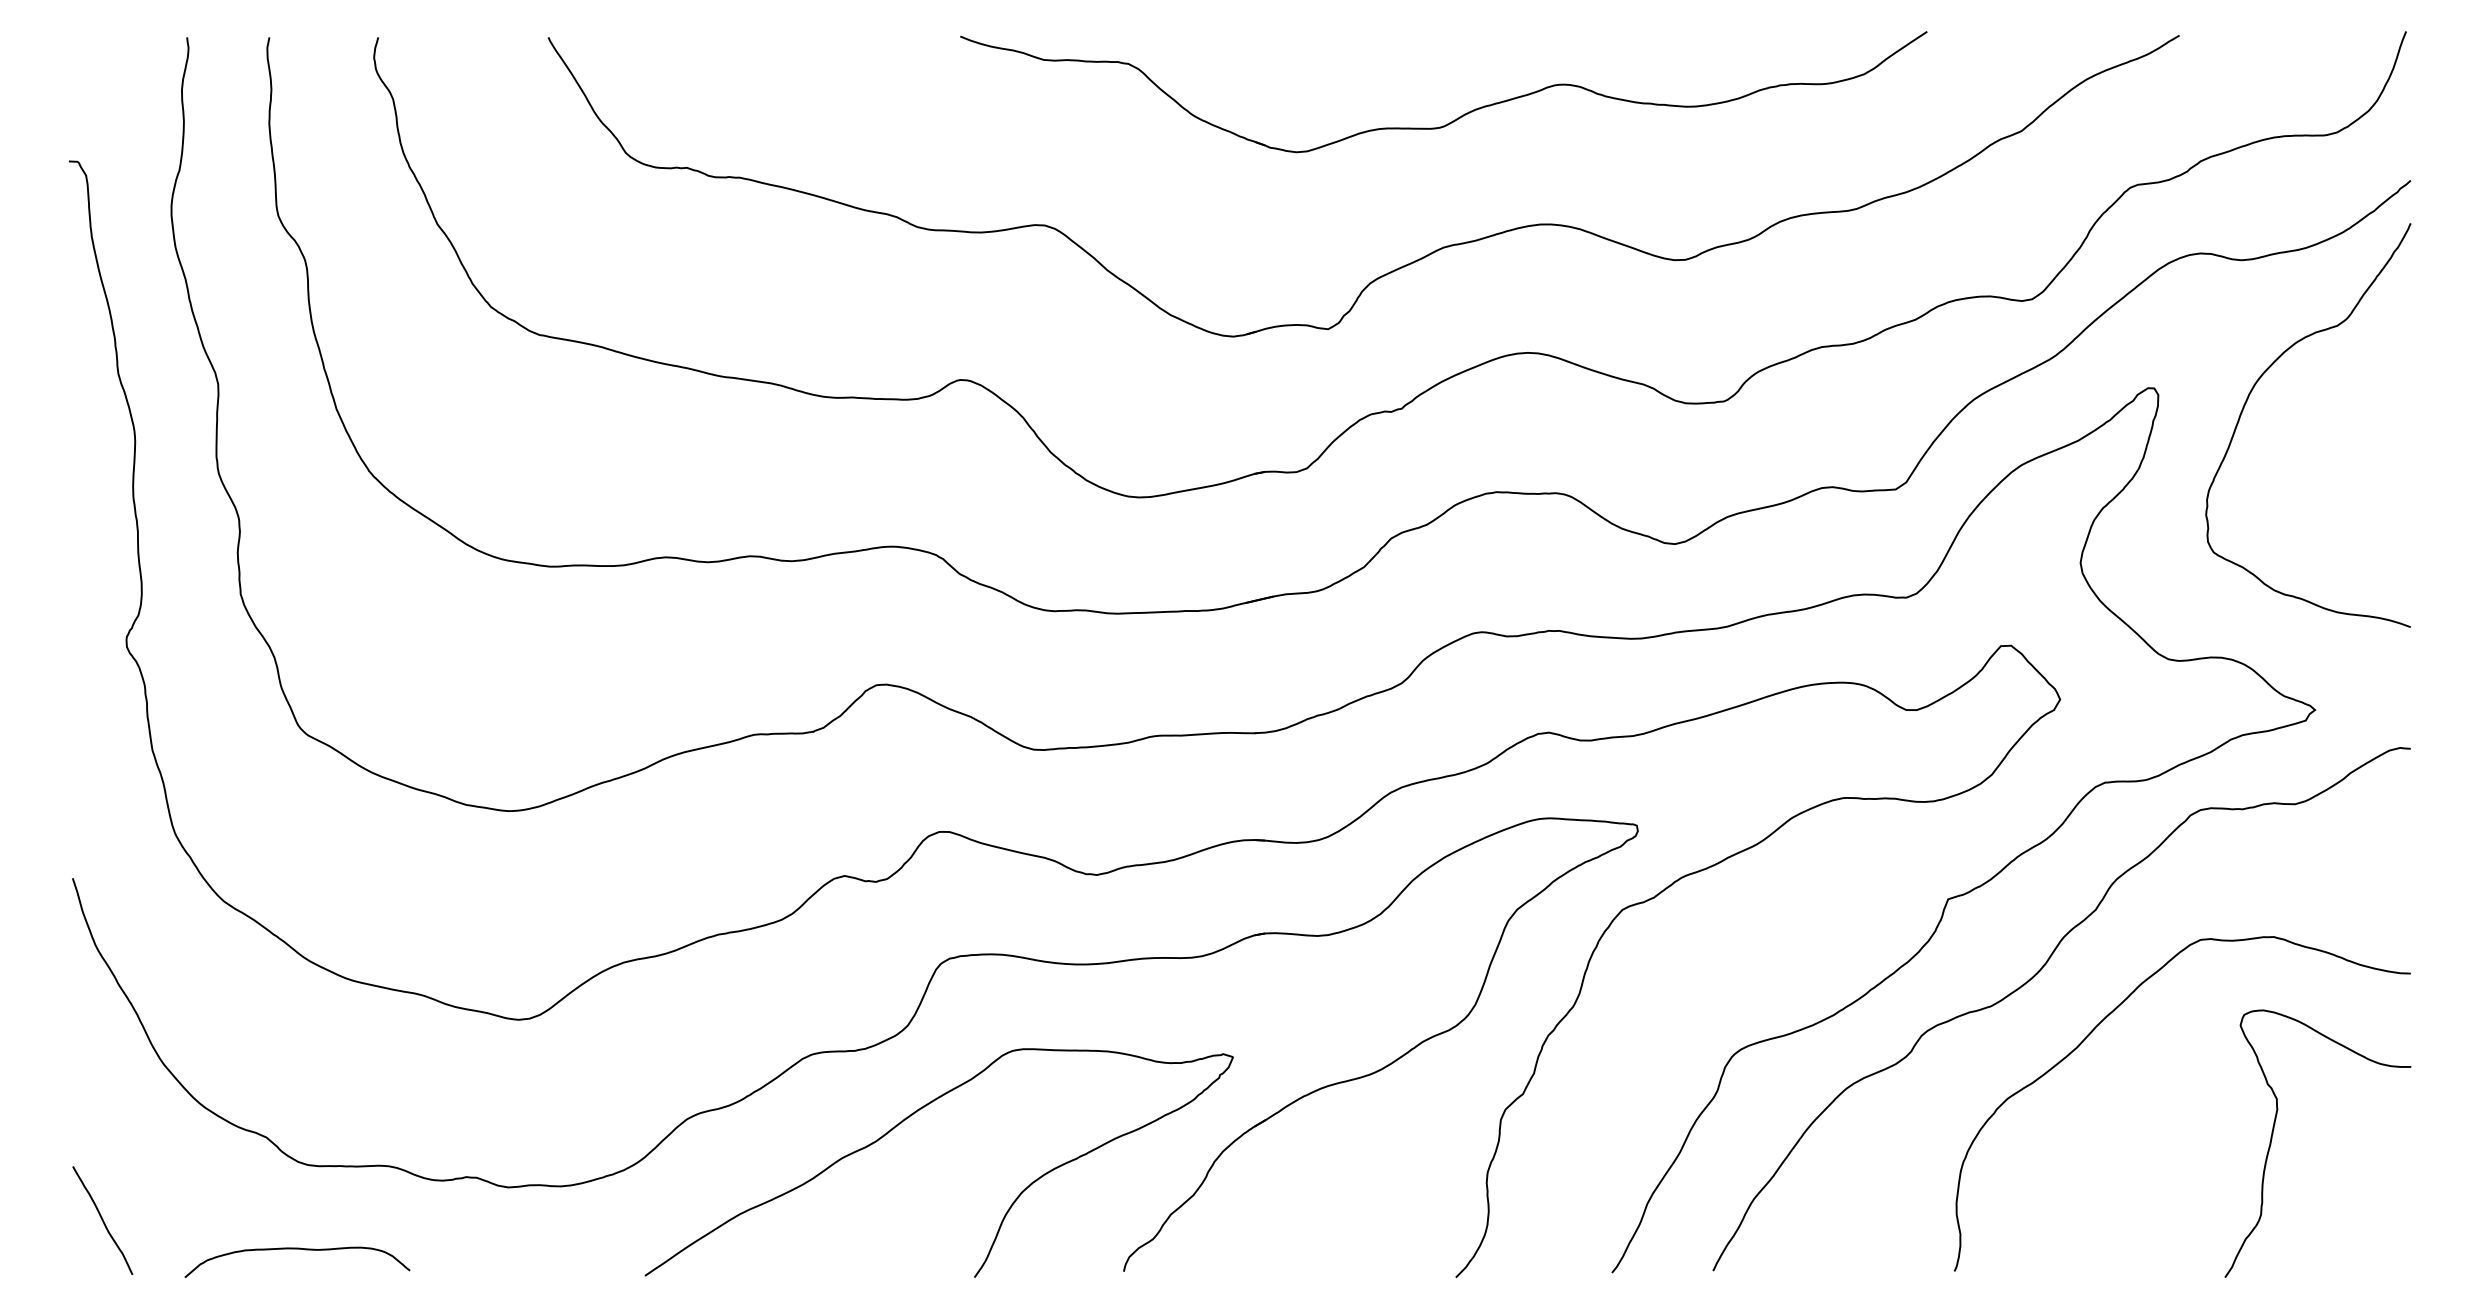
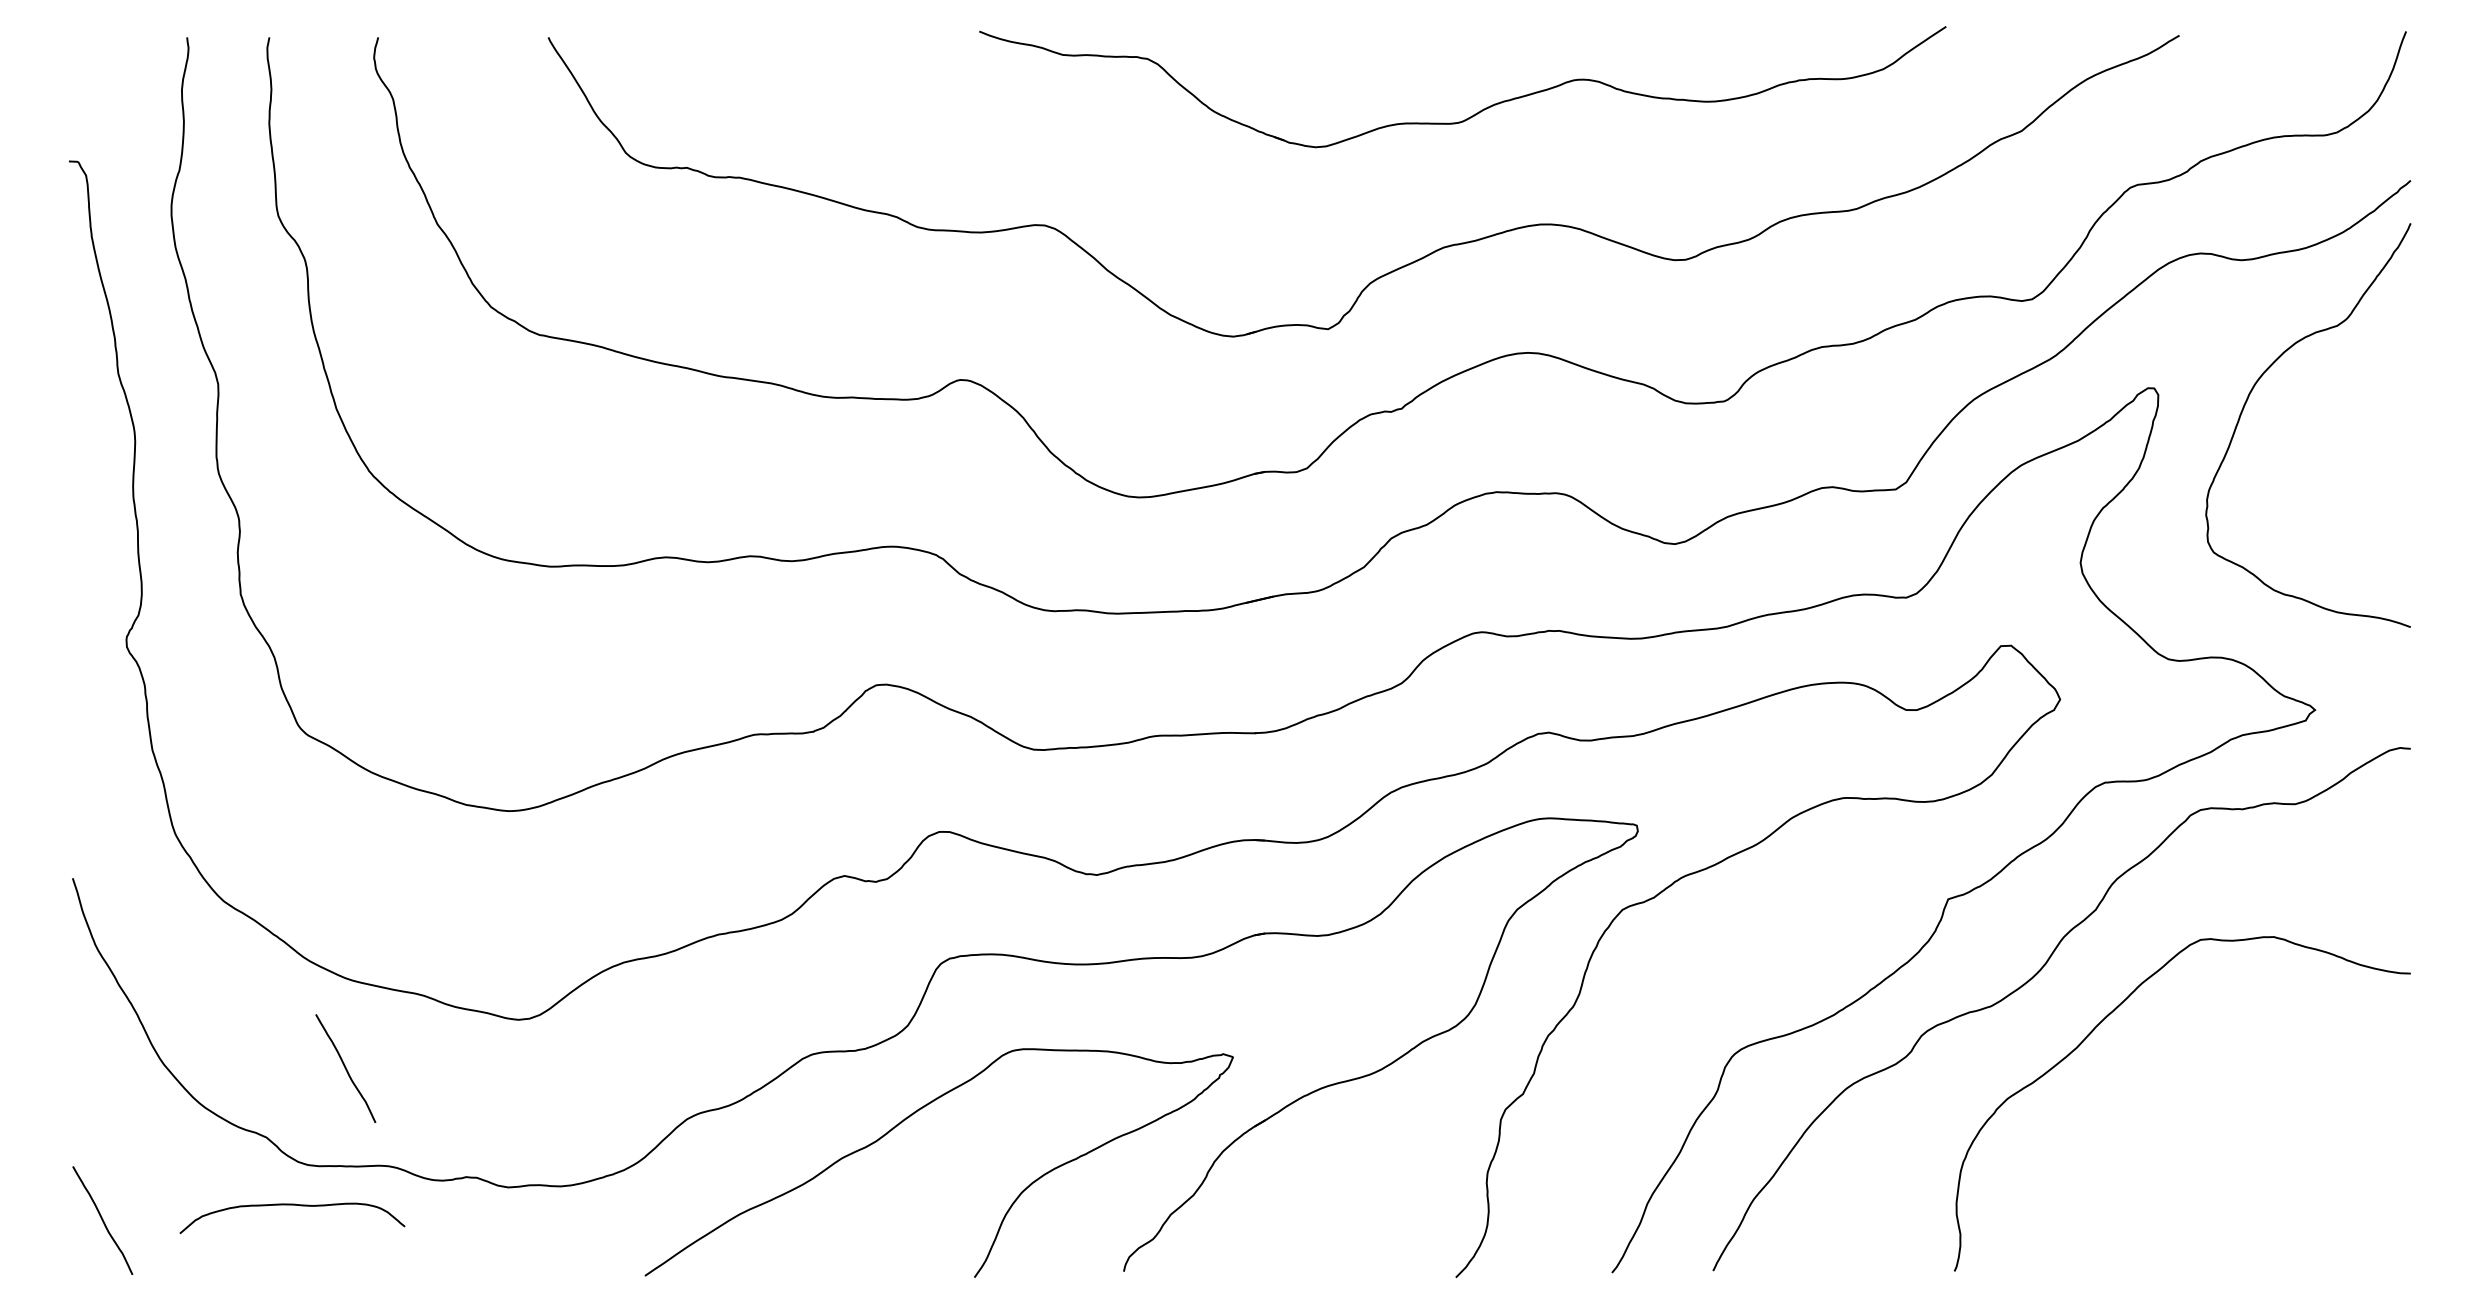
part position: (1459, 116) -> (1478, 111) (1478, 111)
curve: none -> present (345, 1068)
curve: present -> none (2273, 1134)
curve position: (297, 1249) -> (292, 1205) (292, 1205)
